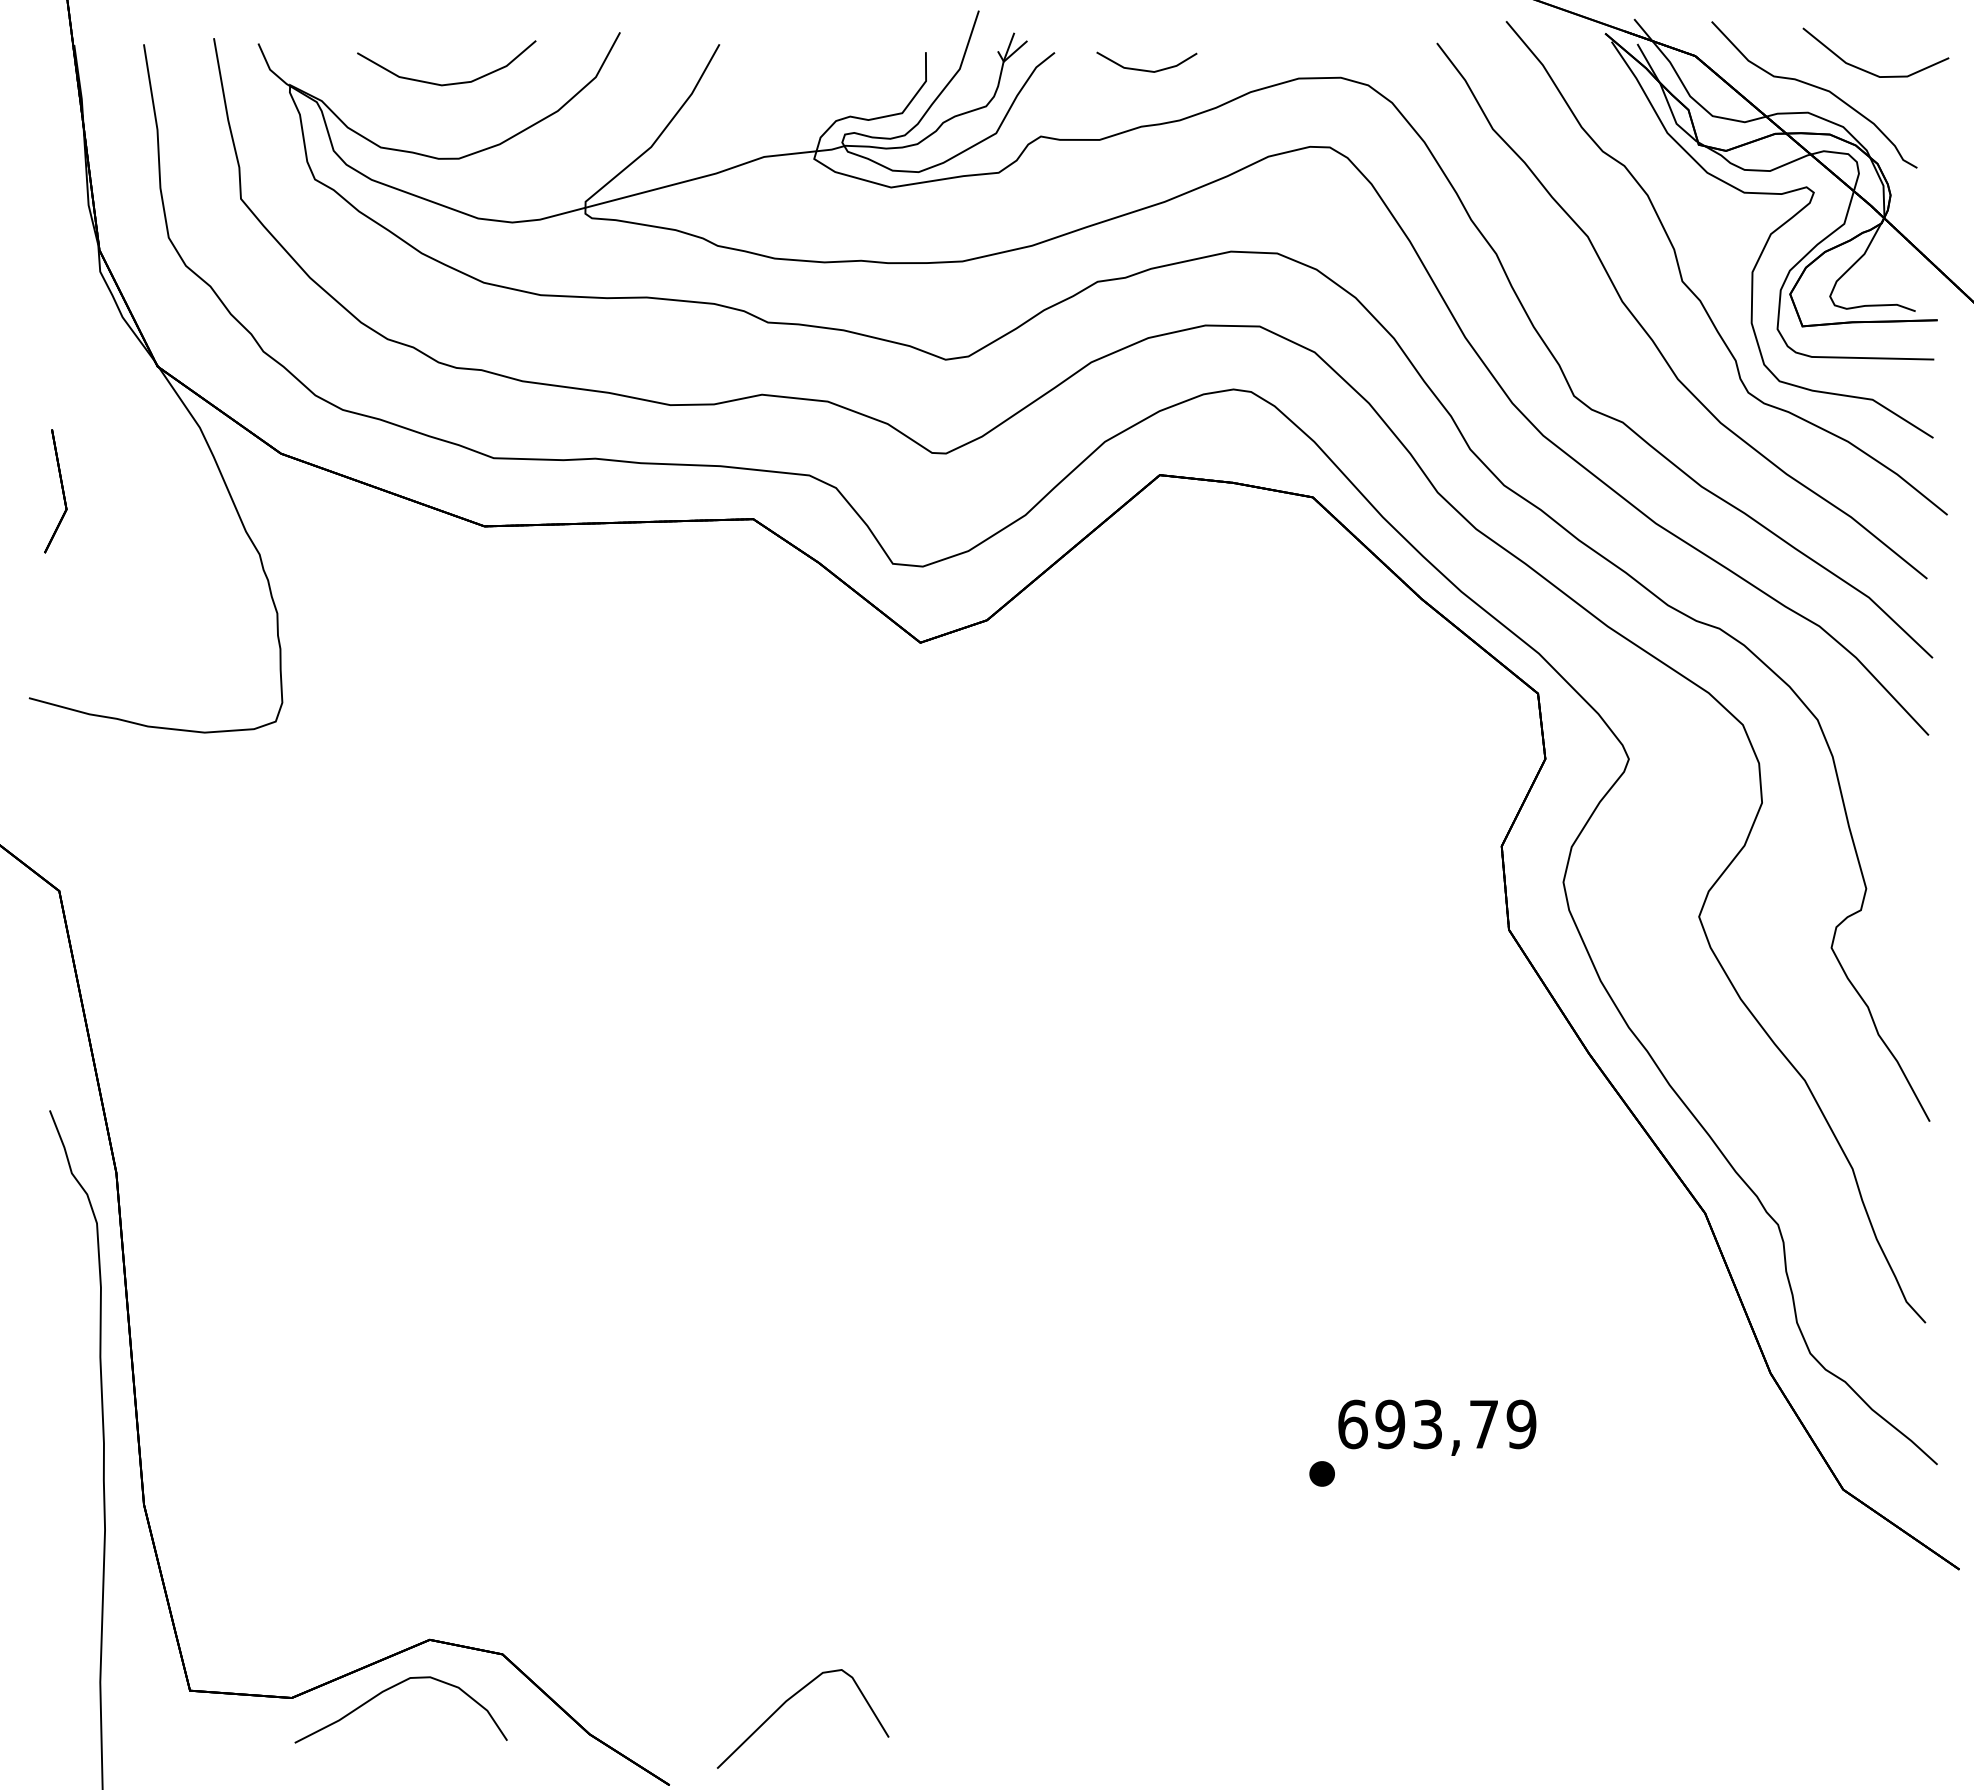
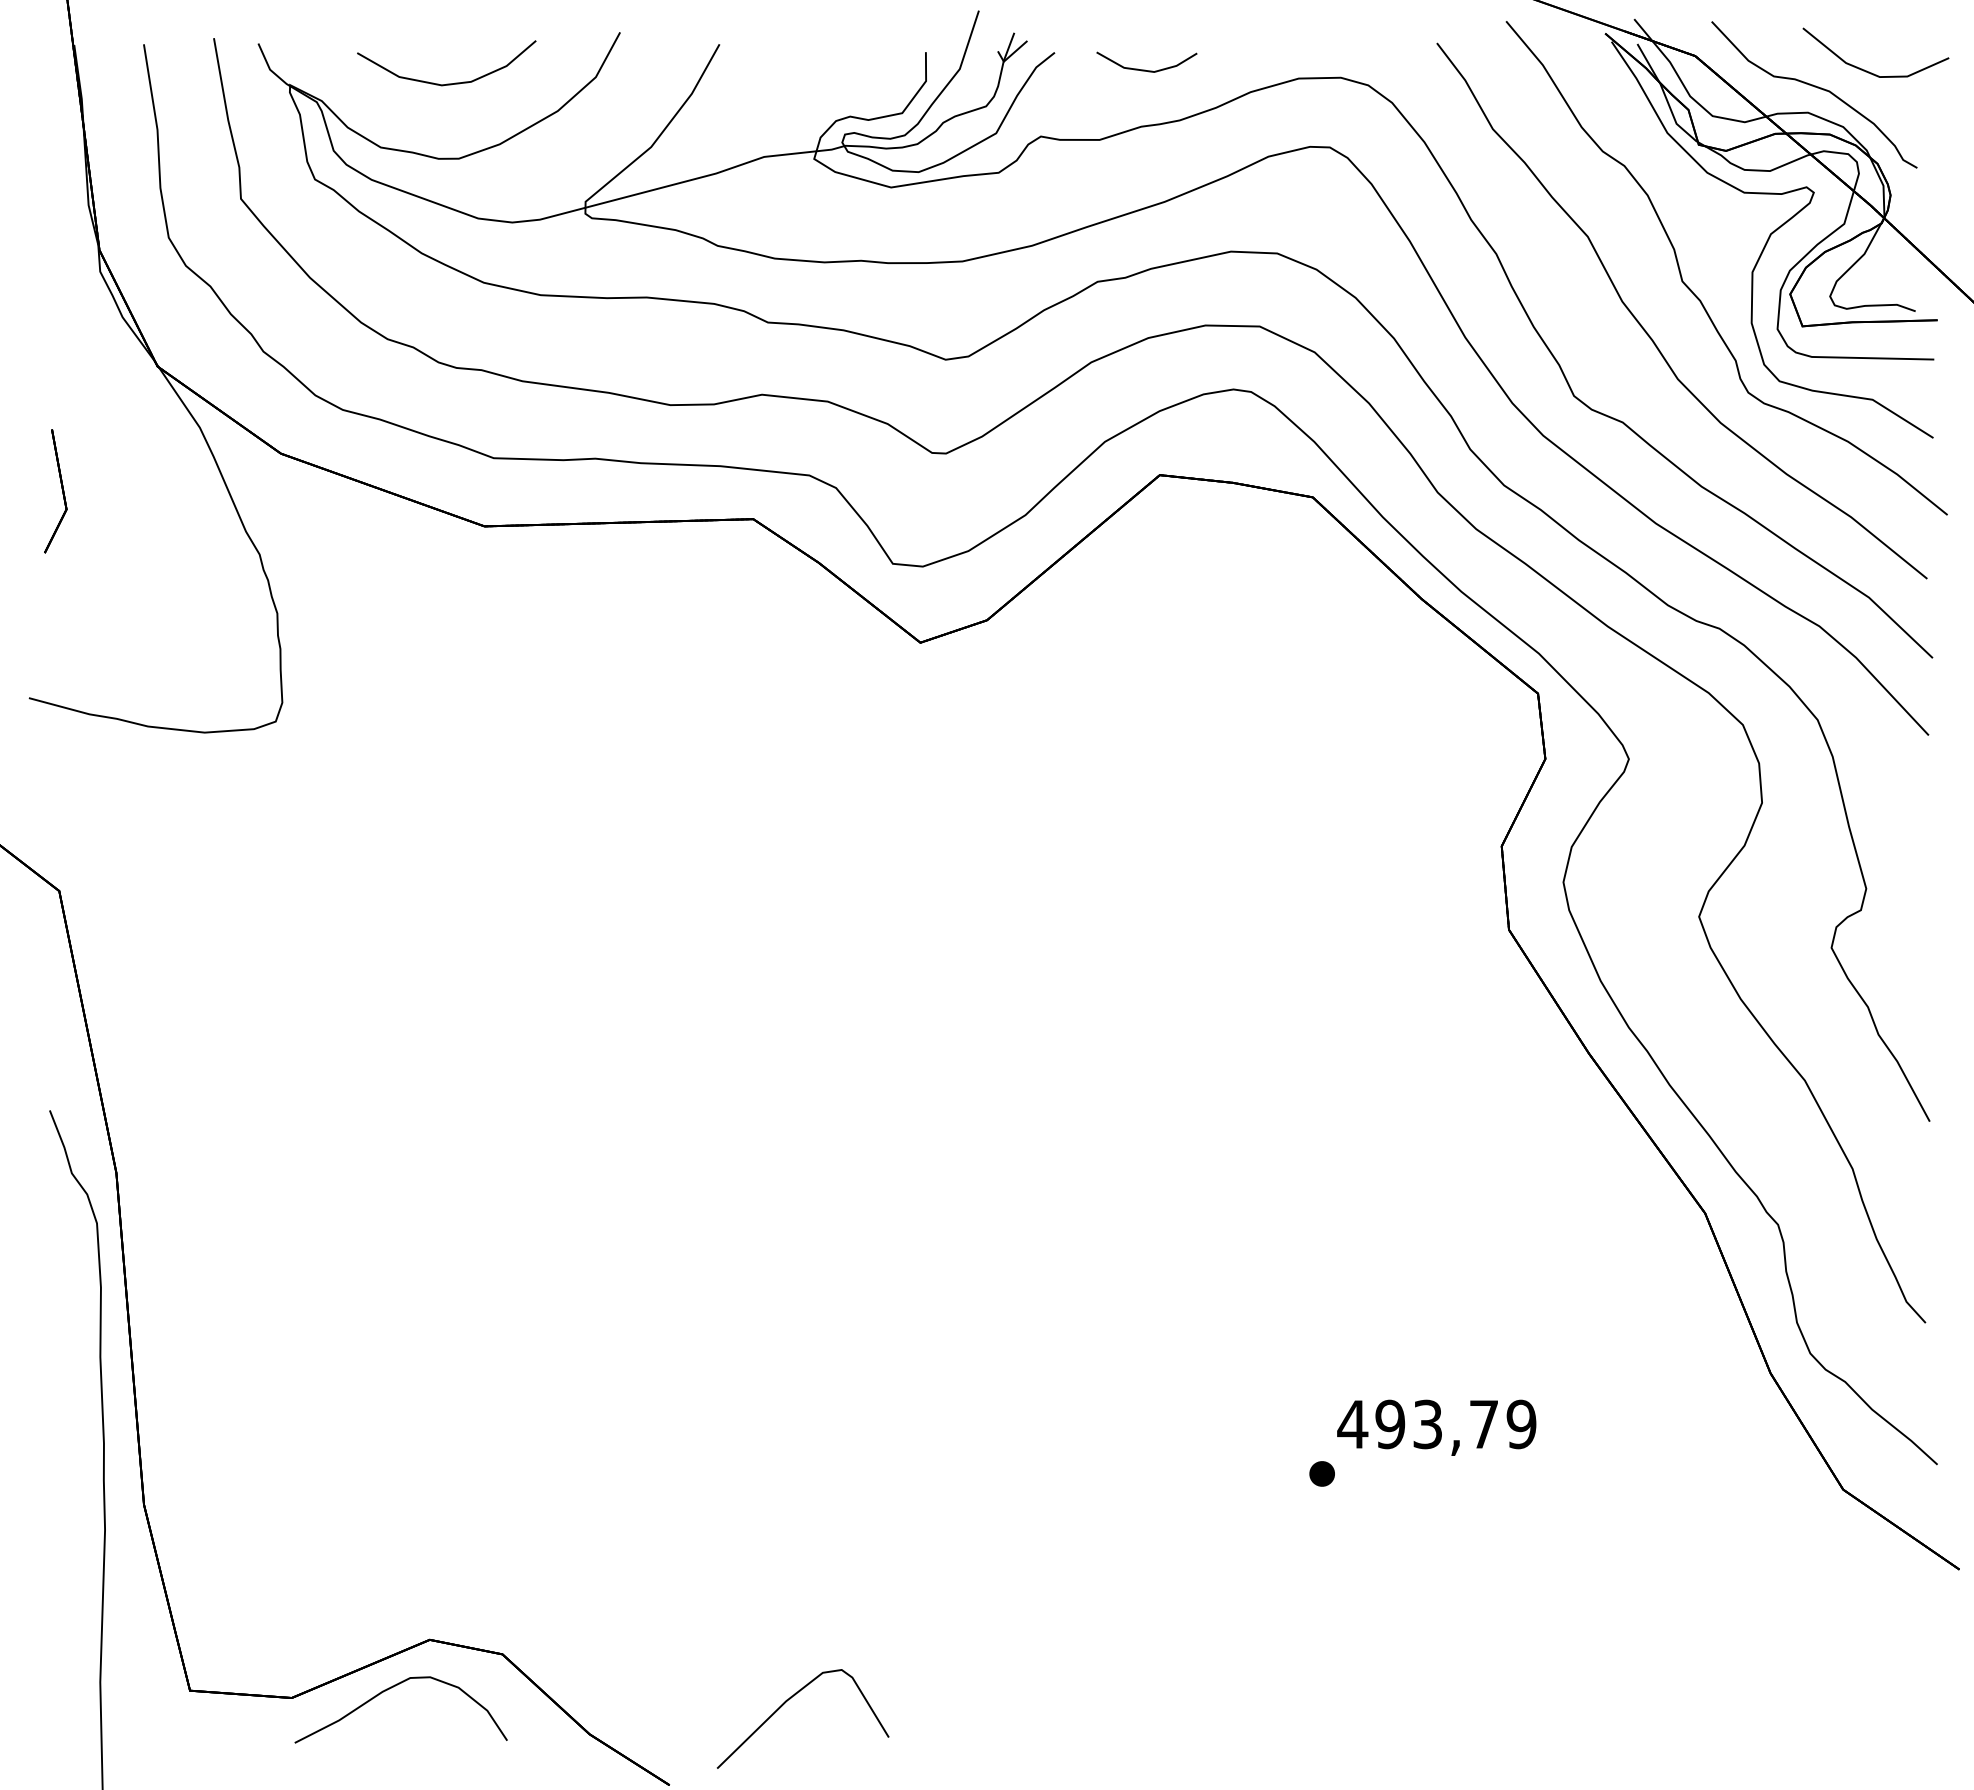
text: 693,79 -> 493,79 (1352, 1424)
